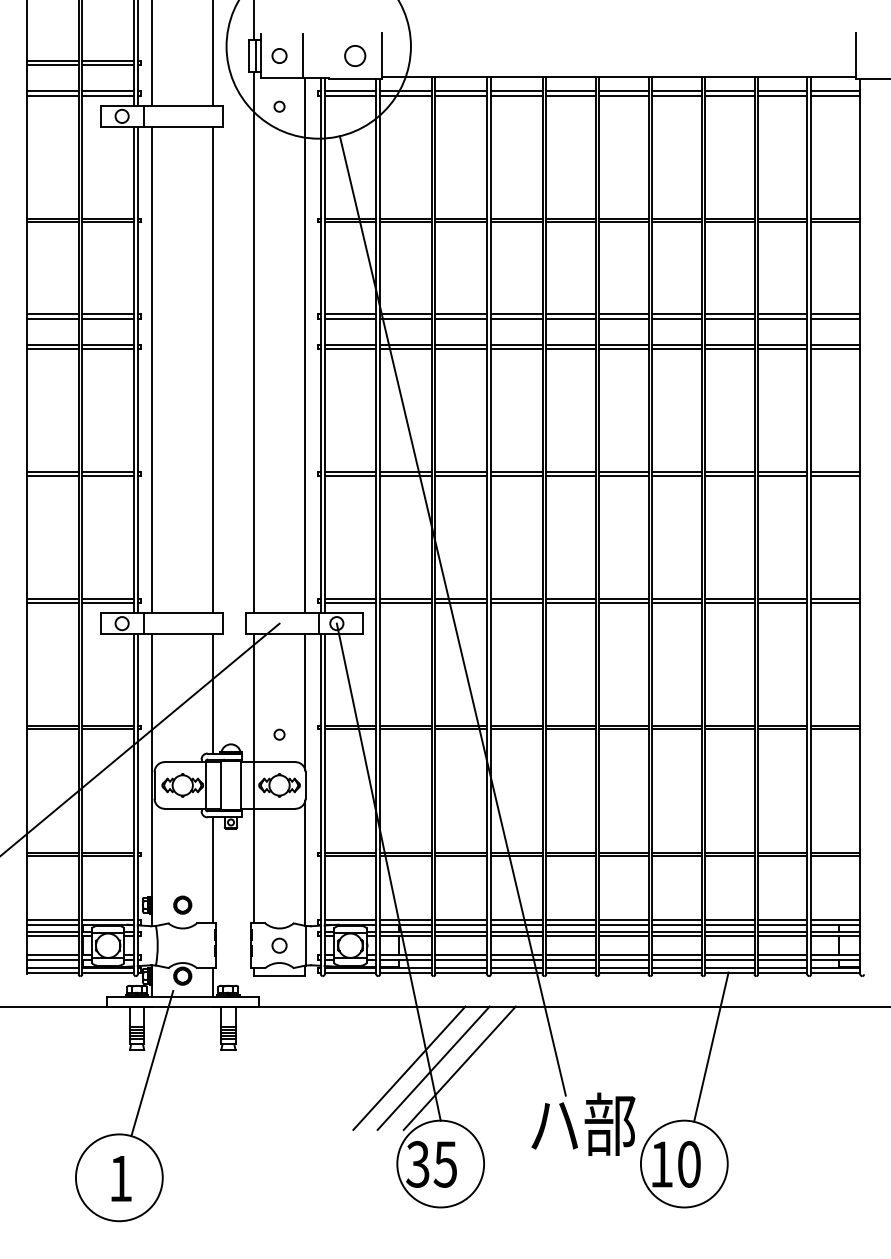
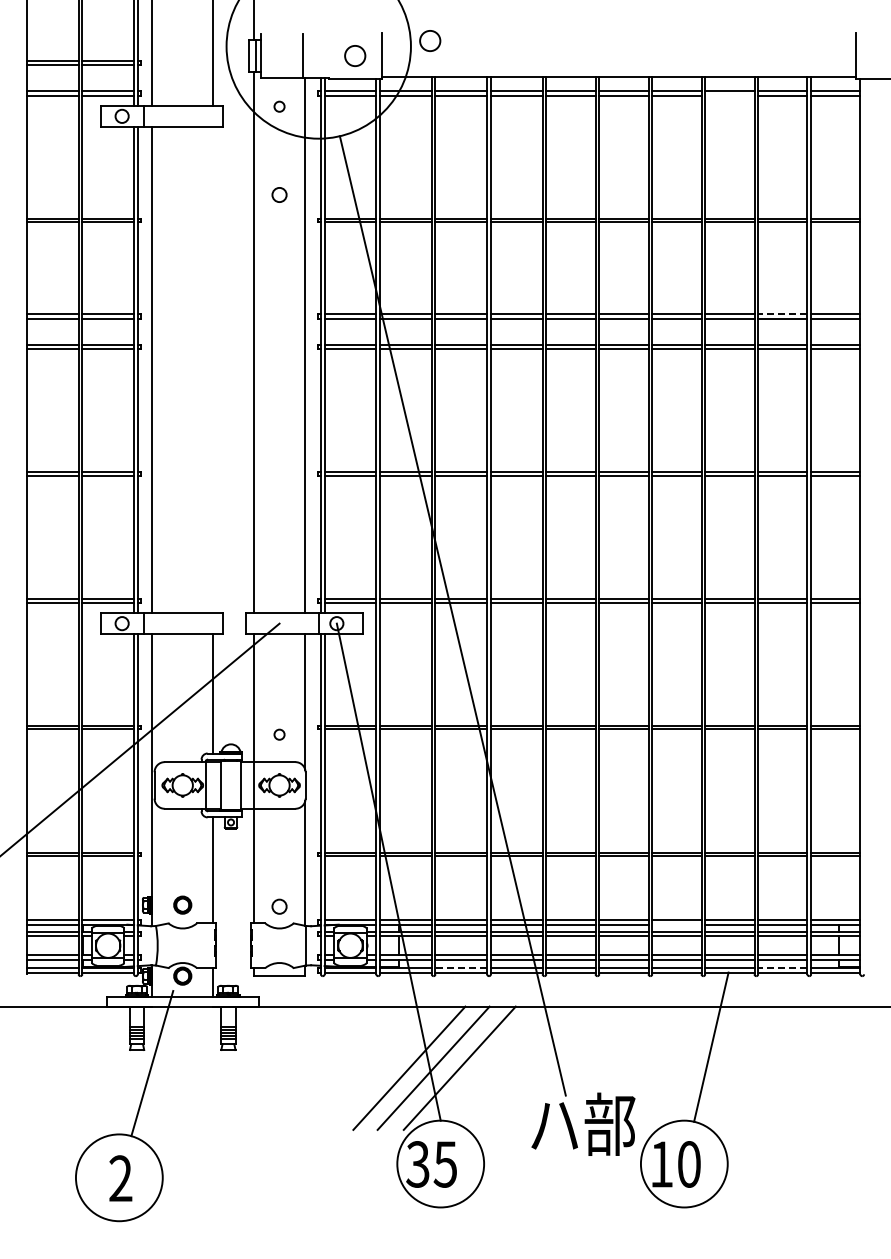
circle: none -> present (430, 40)
circle position: (279, 55) -> (279, 194) (279, 194)
line: present -> none (729, 95)
line: solid -> dashed (782, 314)
line: present -> none (213, 369)
line: present -> none (676, 924)
circle position: (279, 945) -> (279, 906) (279, 906)
line: solid -> dashed (461, 968)
line: solid -> dashed (782, 968)
text: 1 -> 2 (120, 1178)
